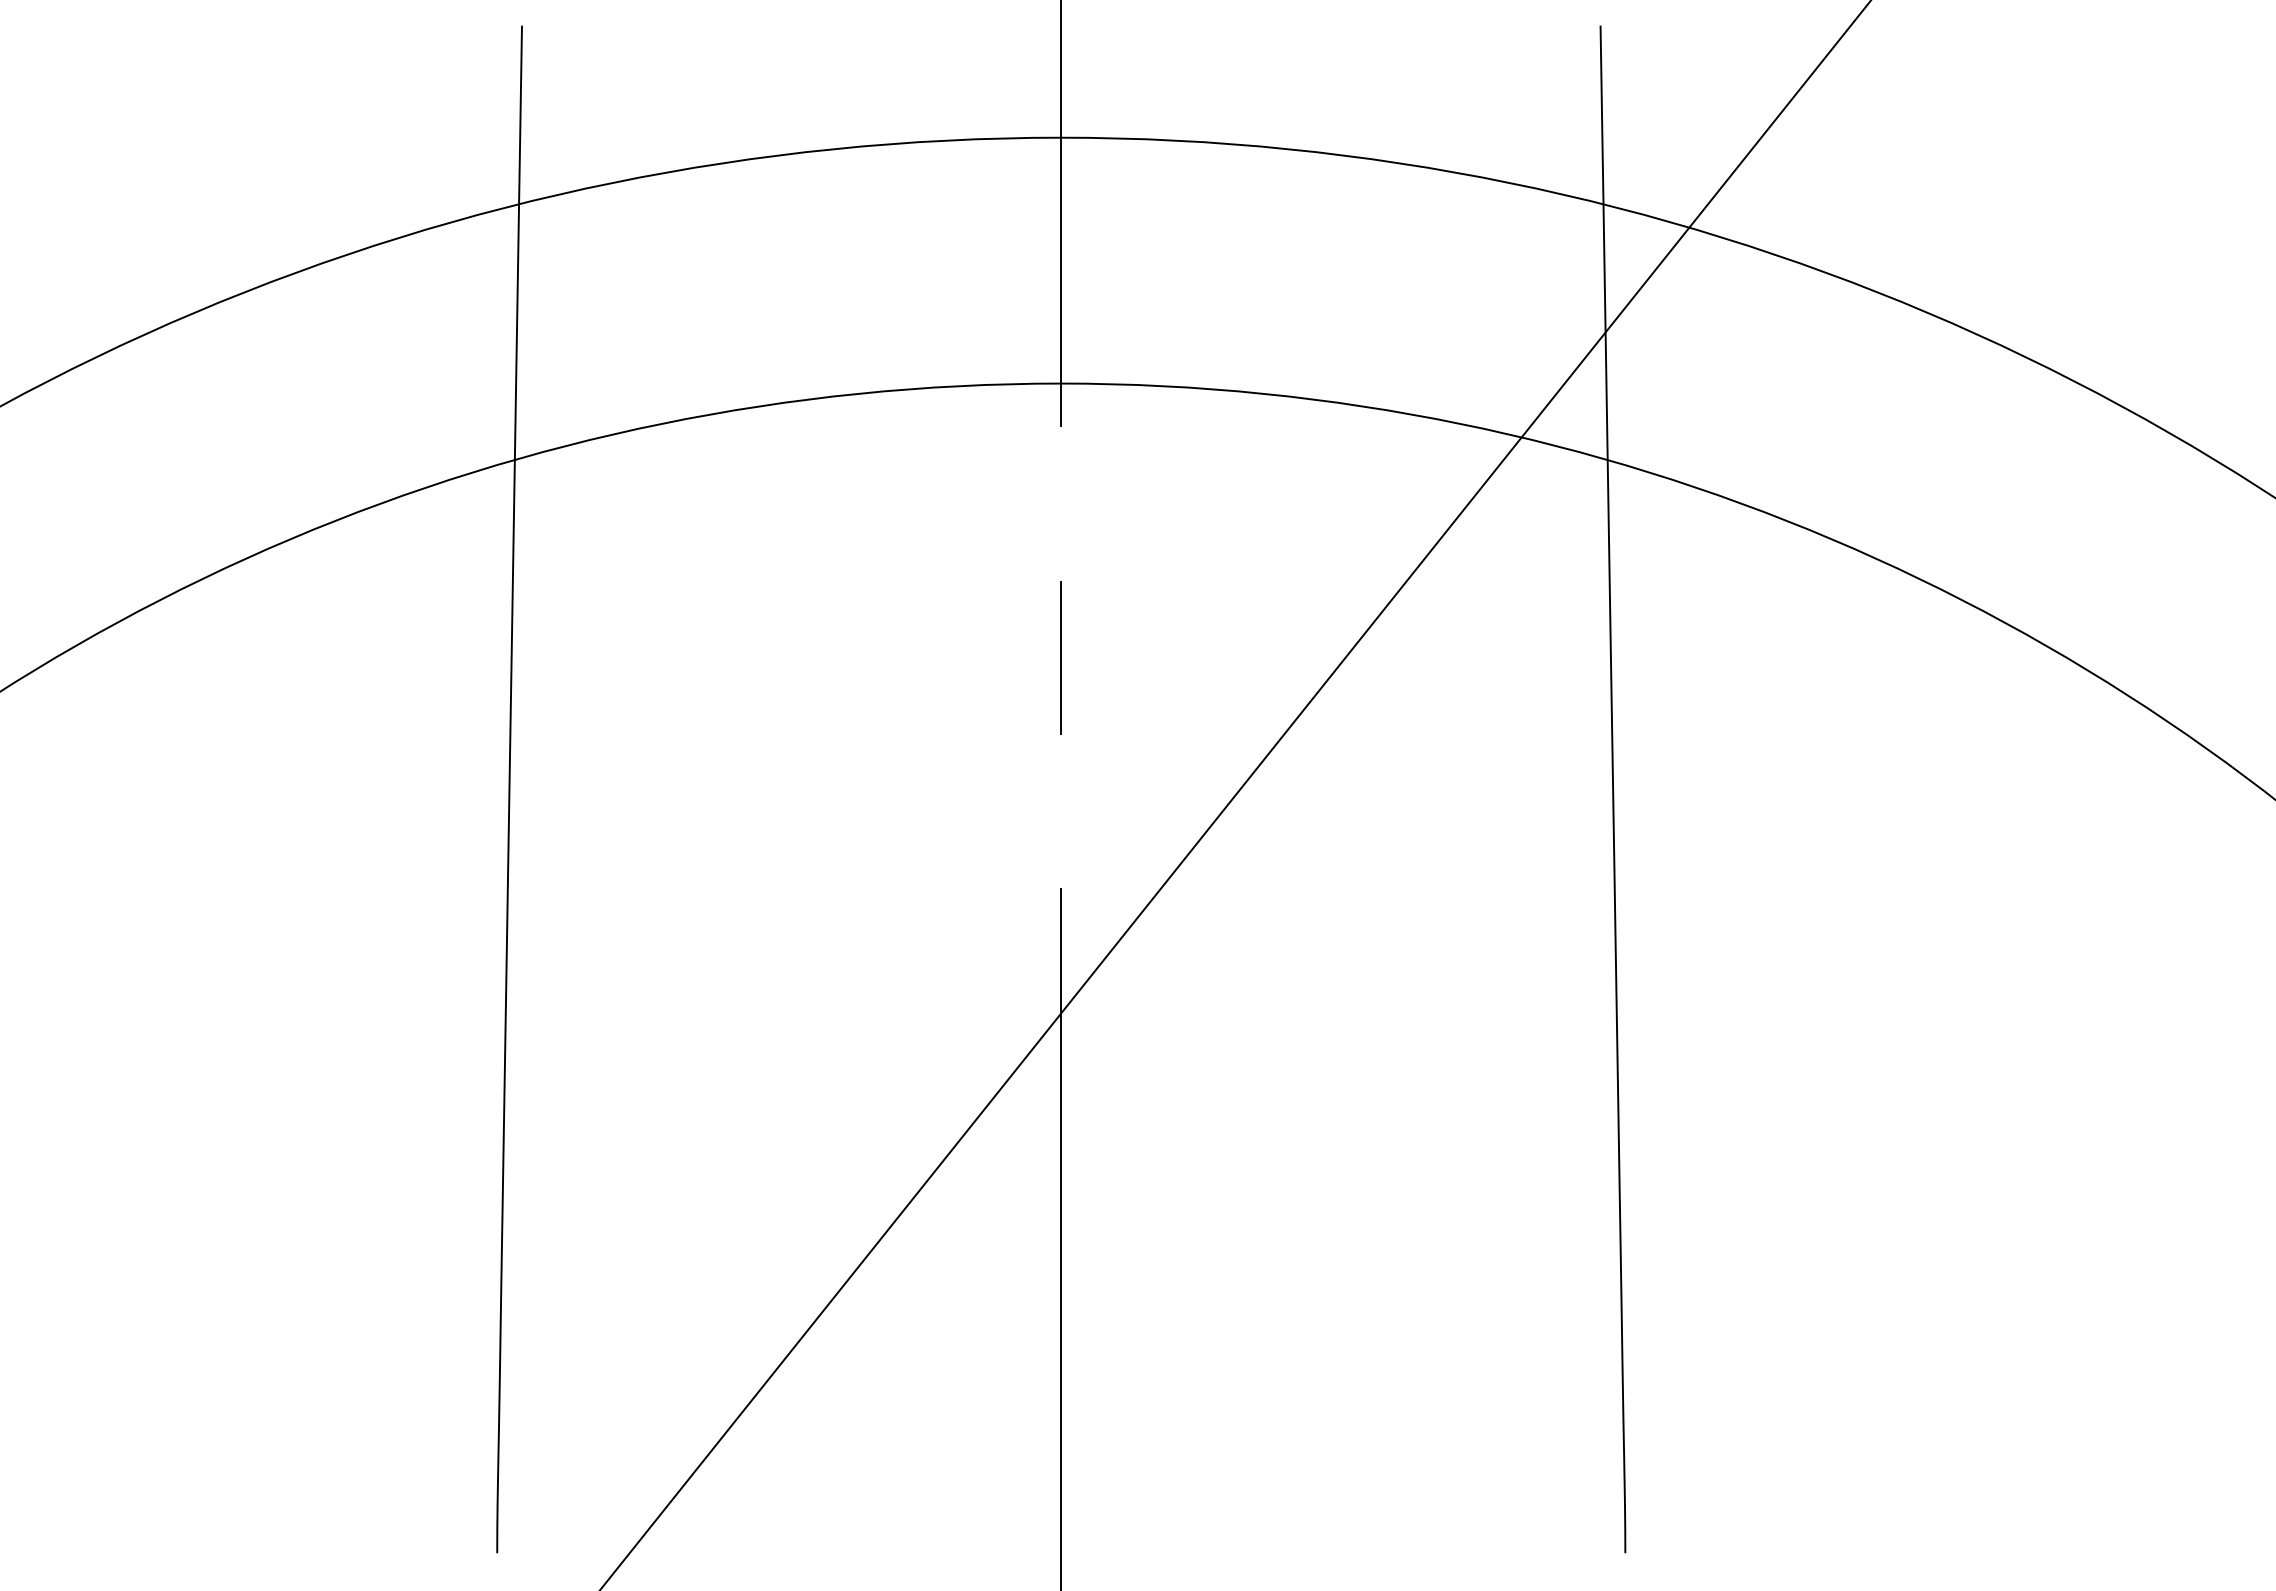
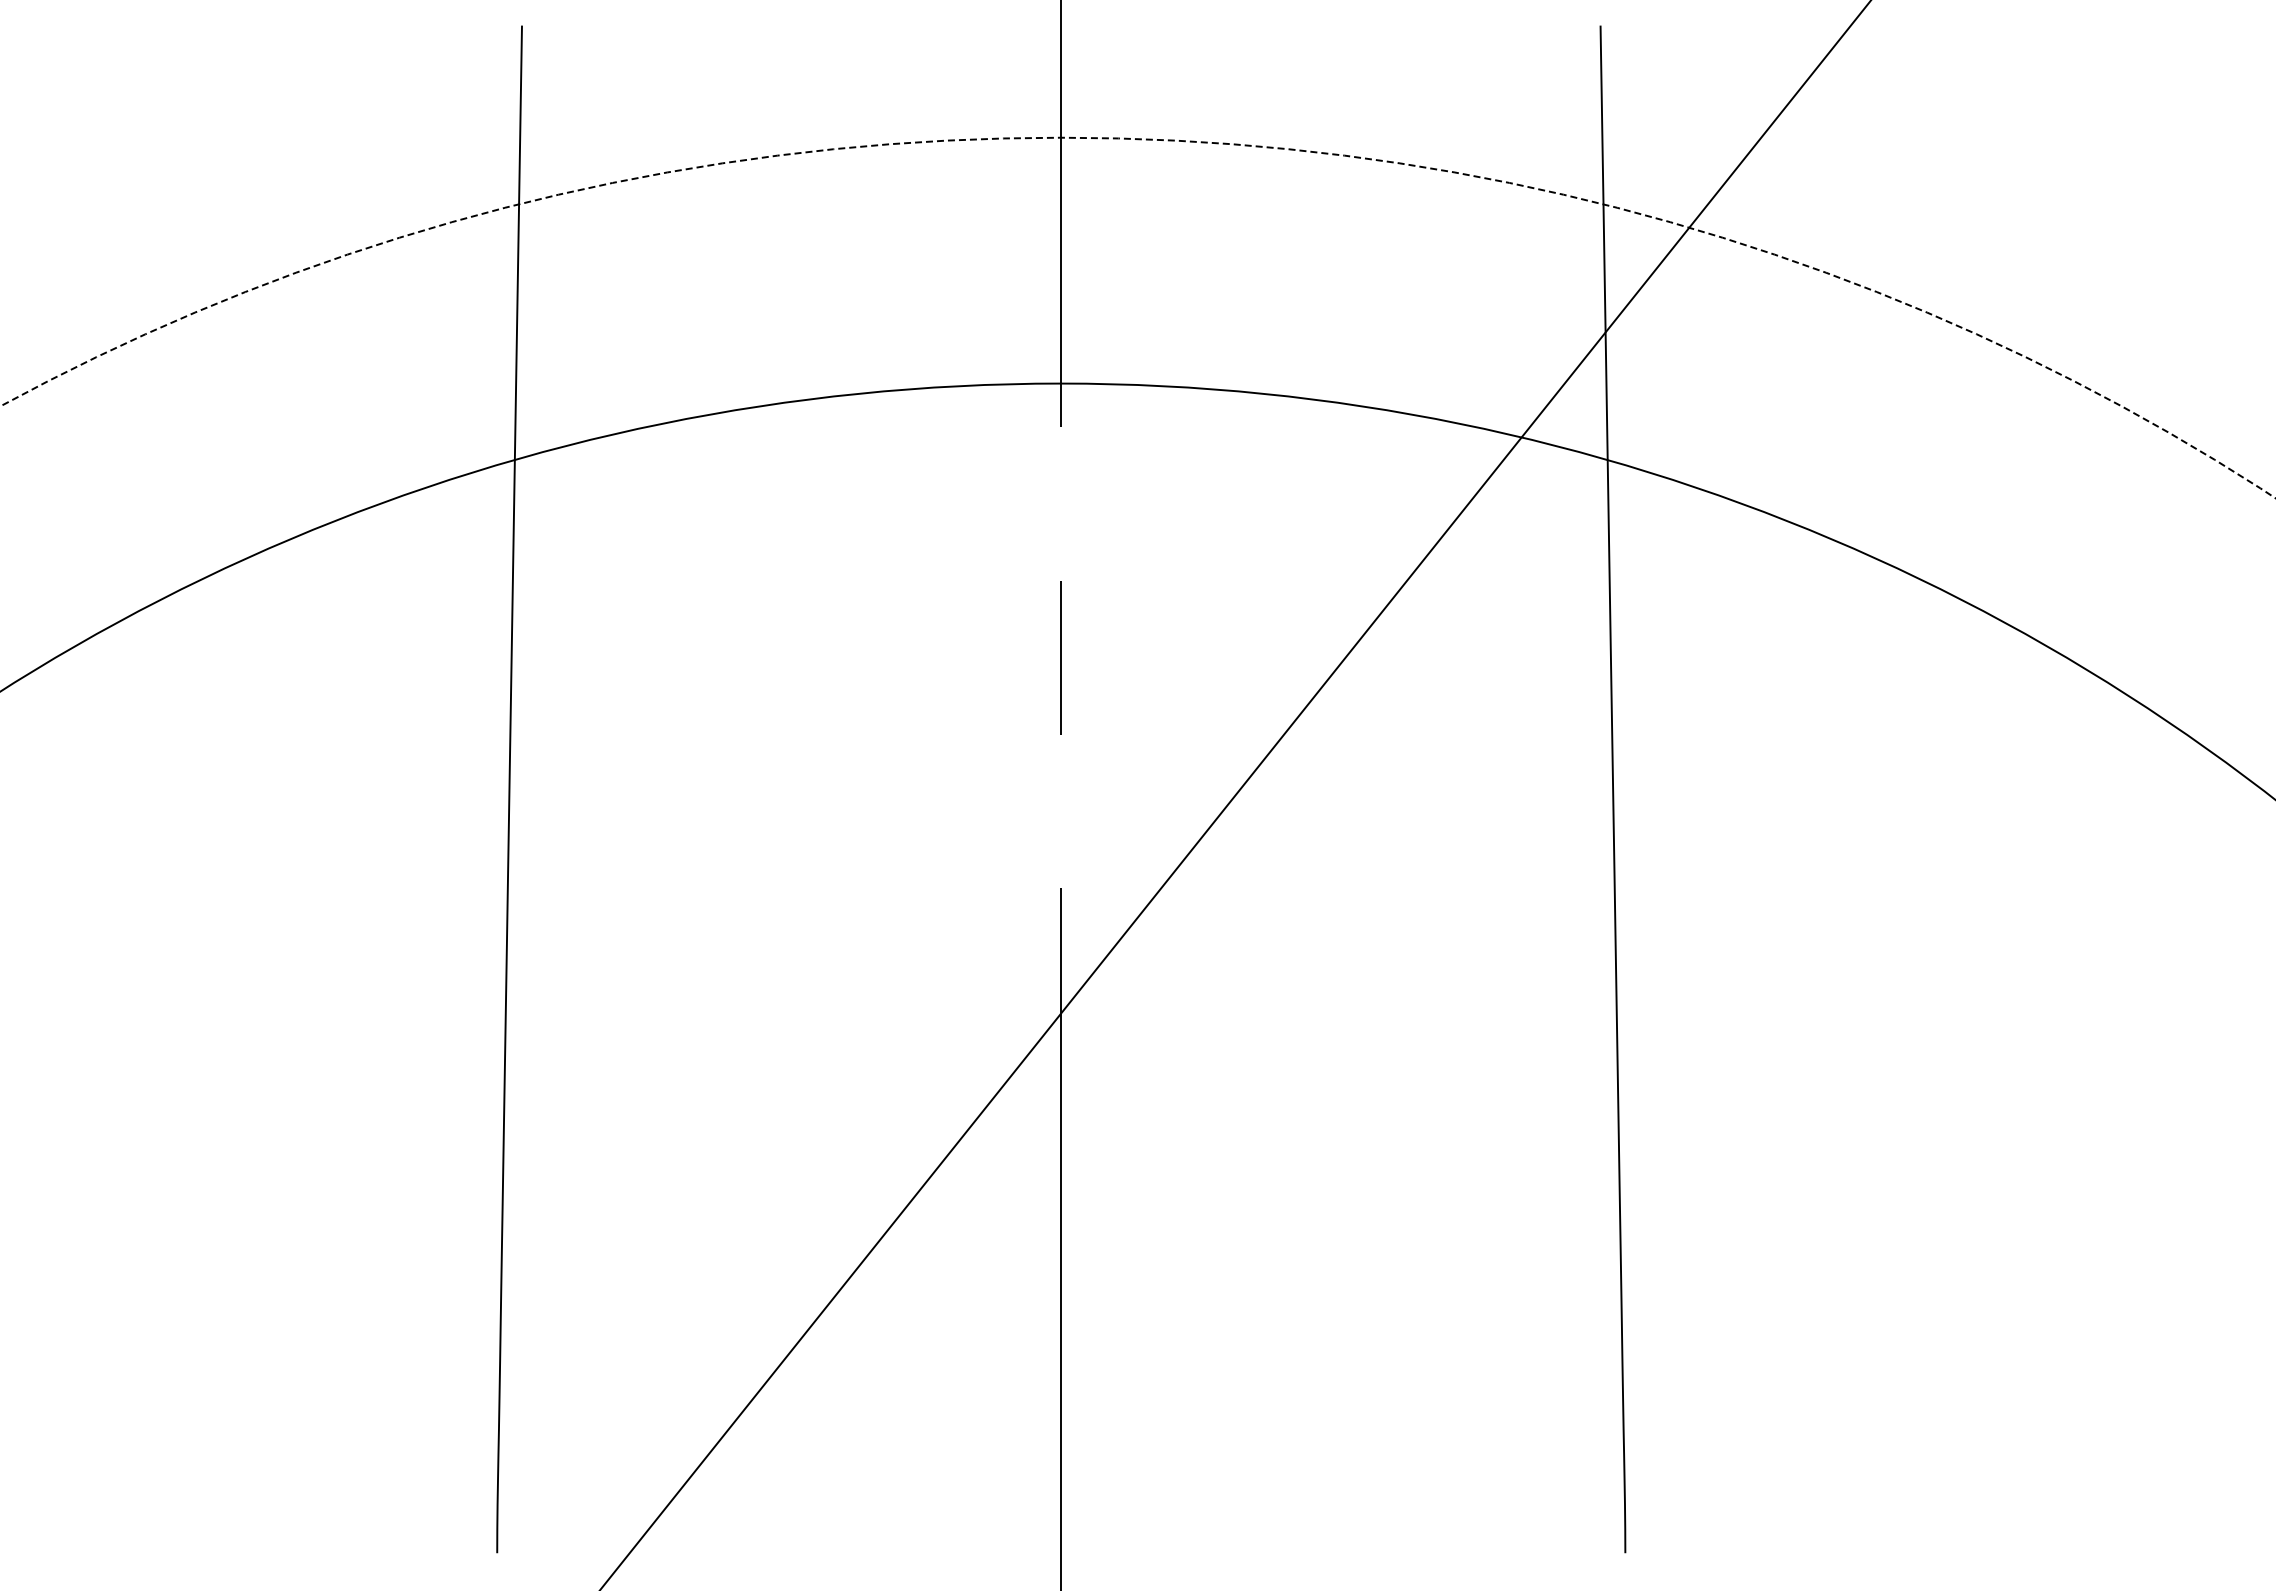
circle: solid -> dashed (1137, 317)
